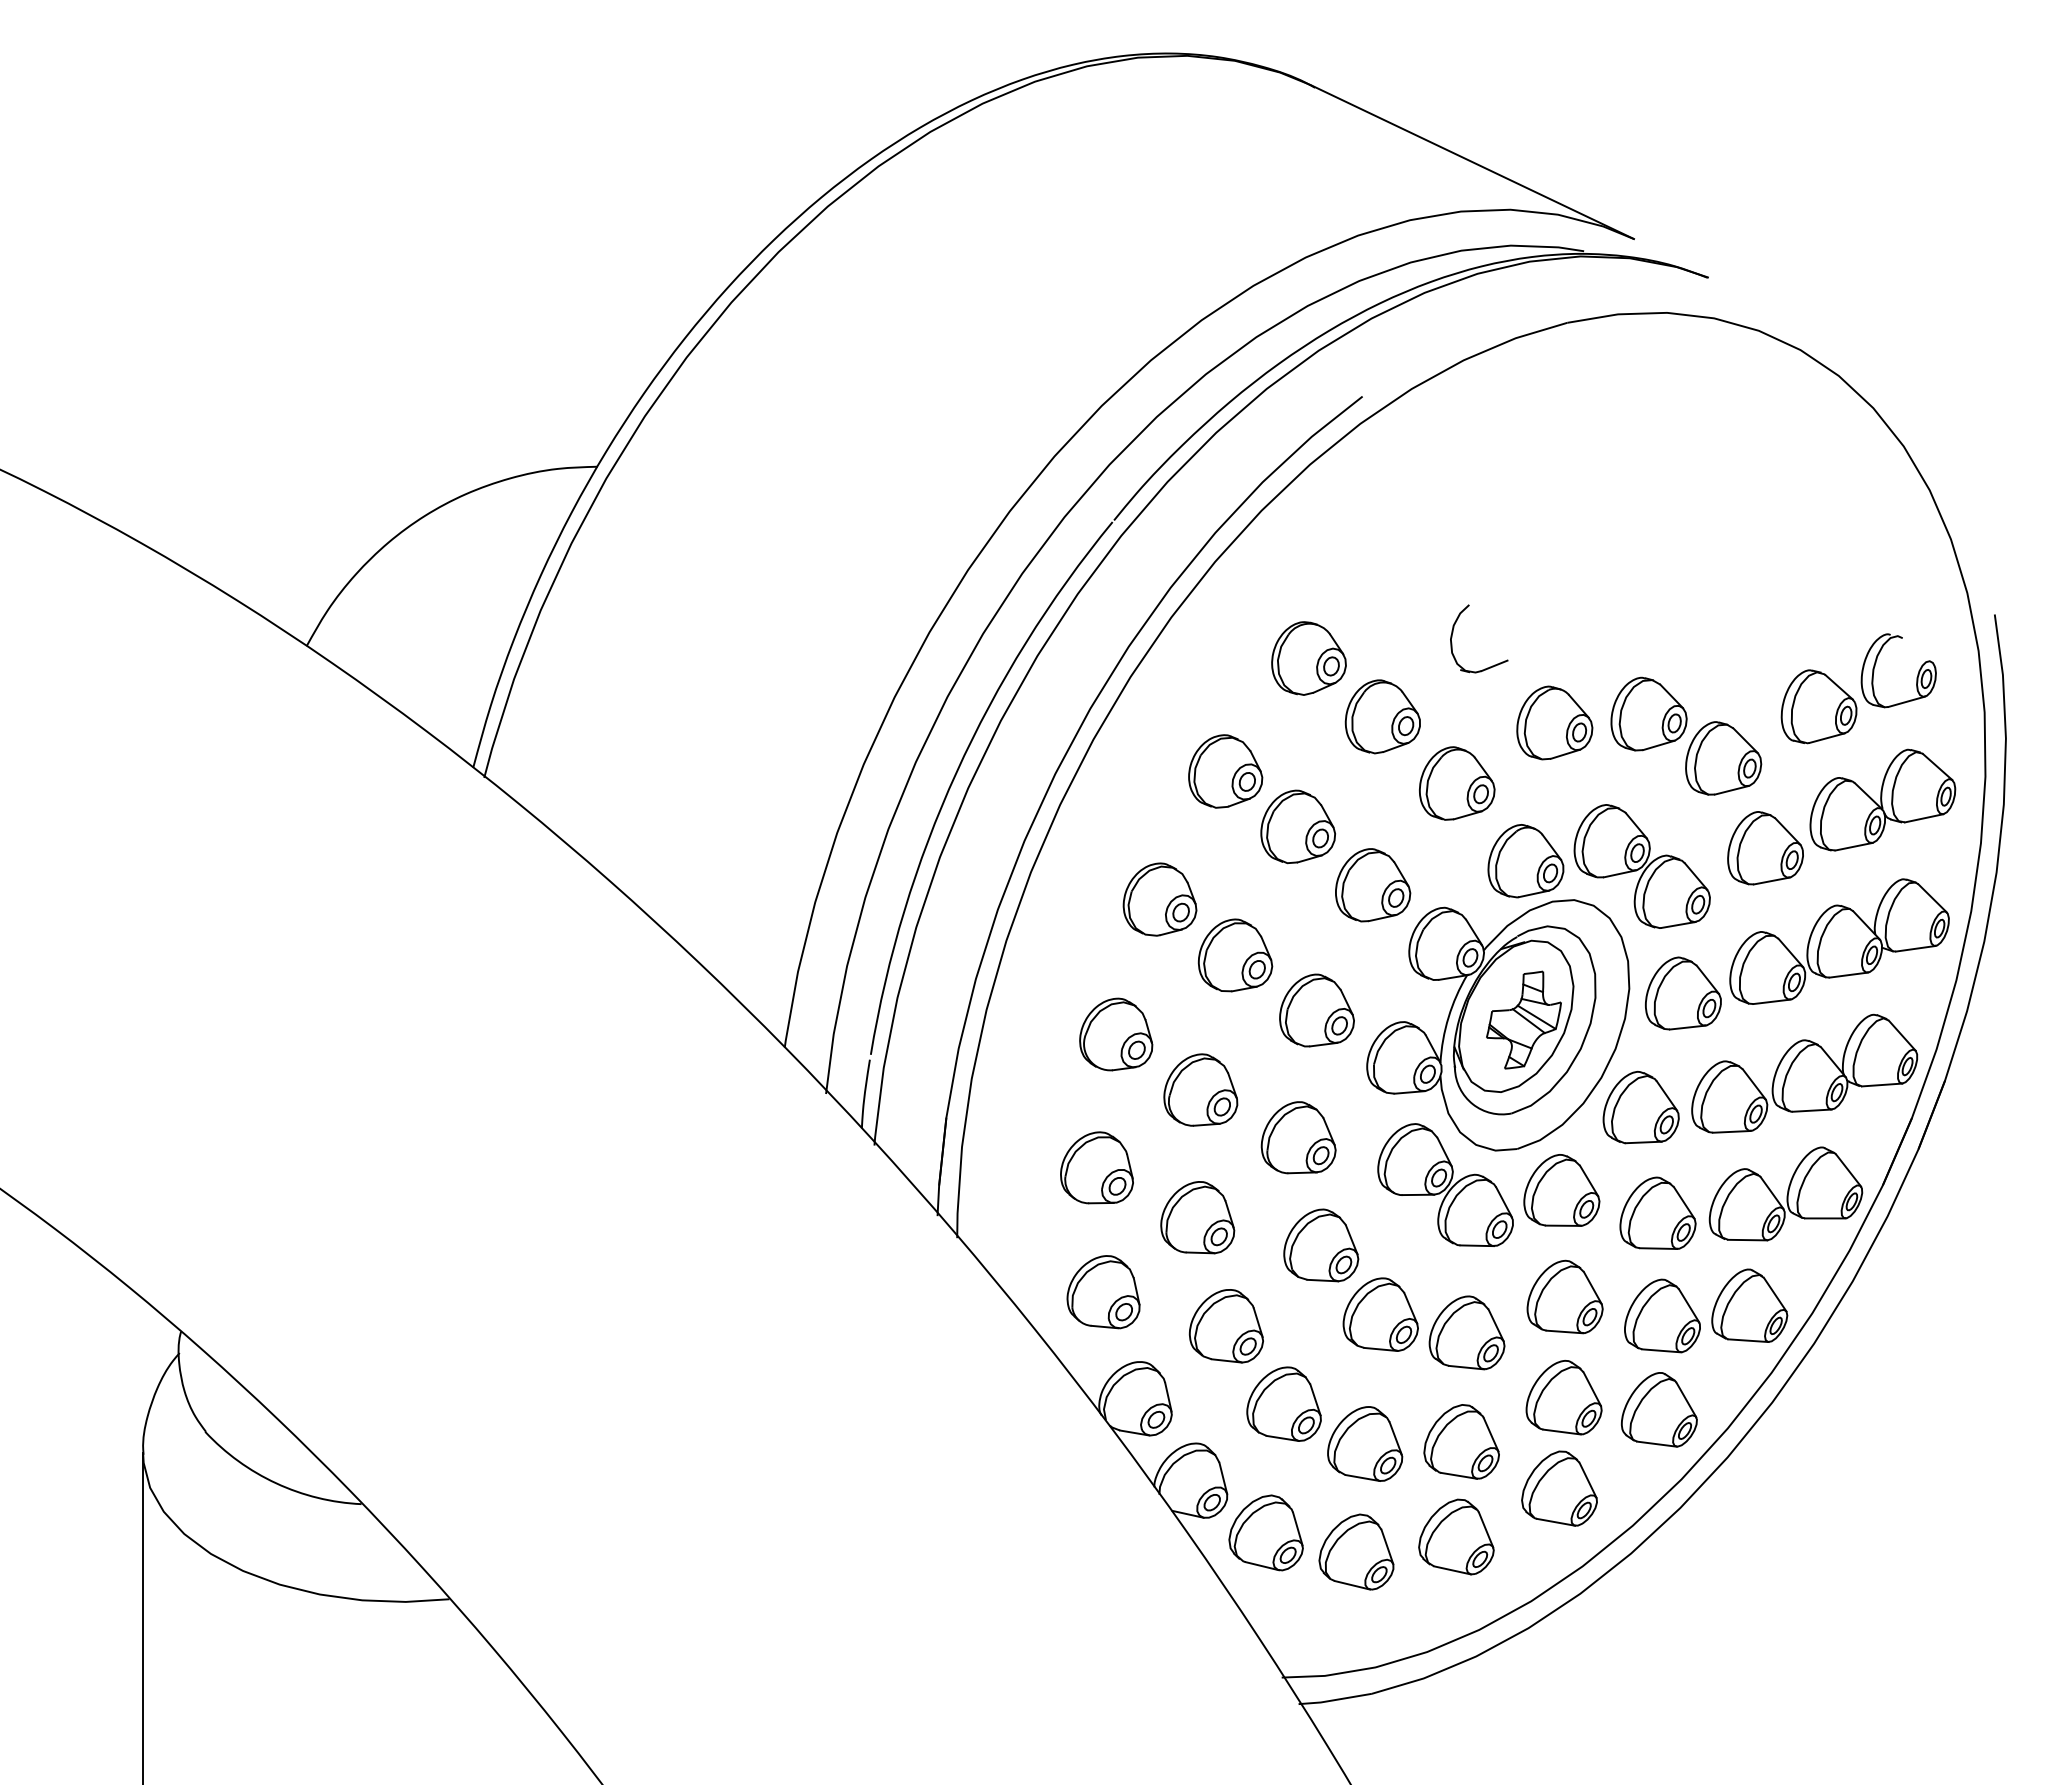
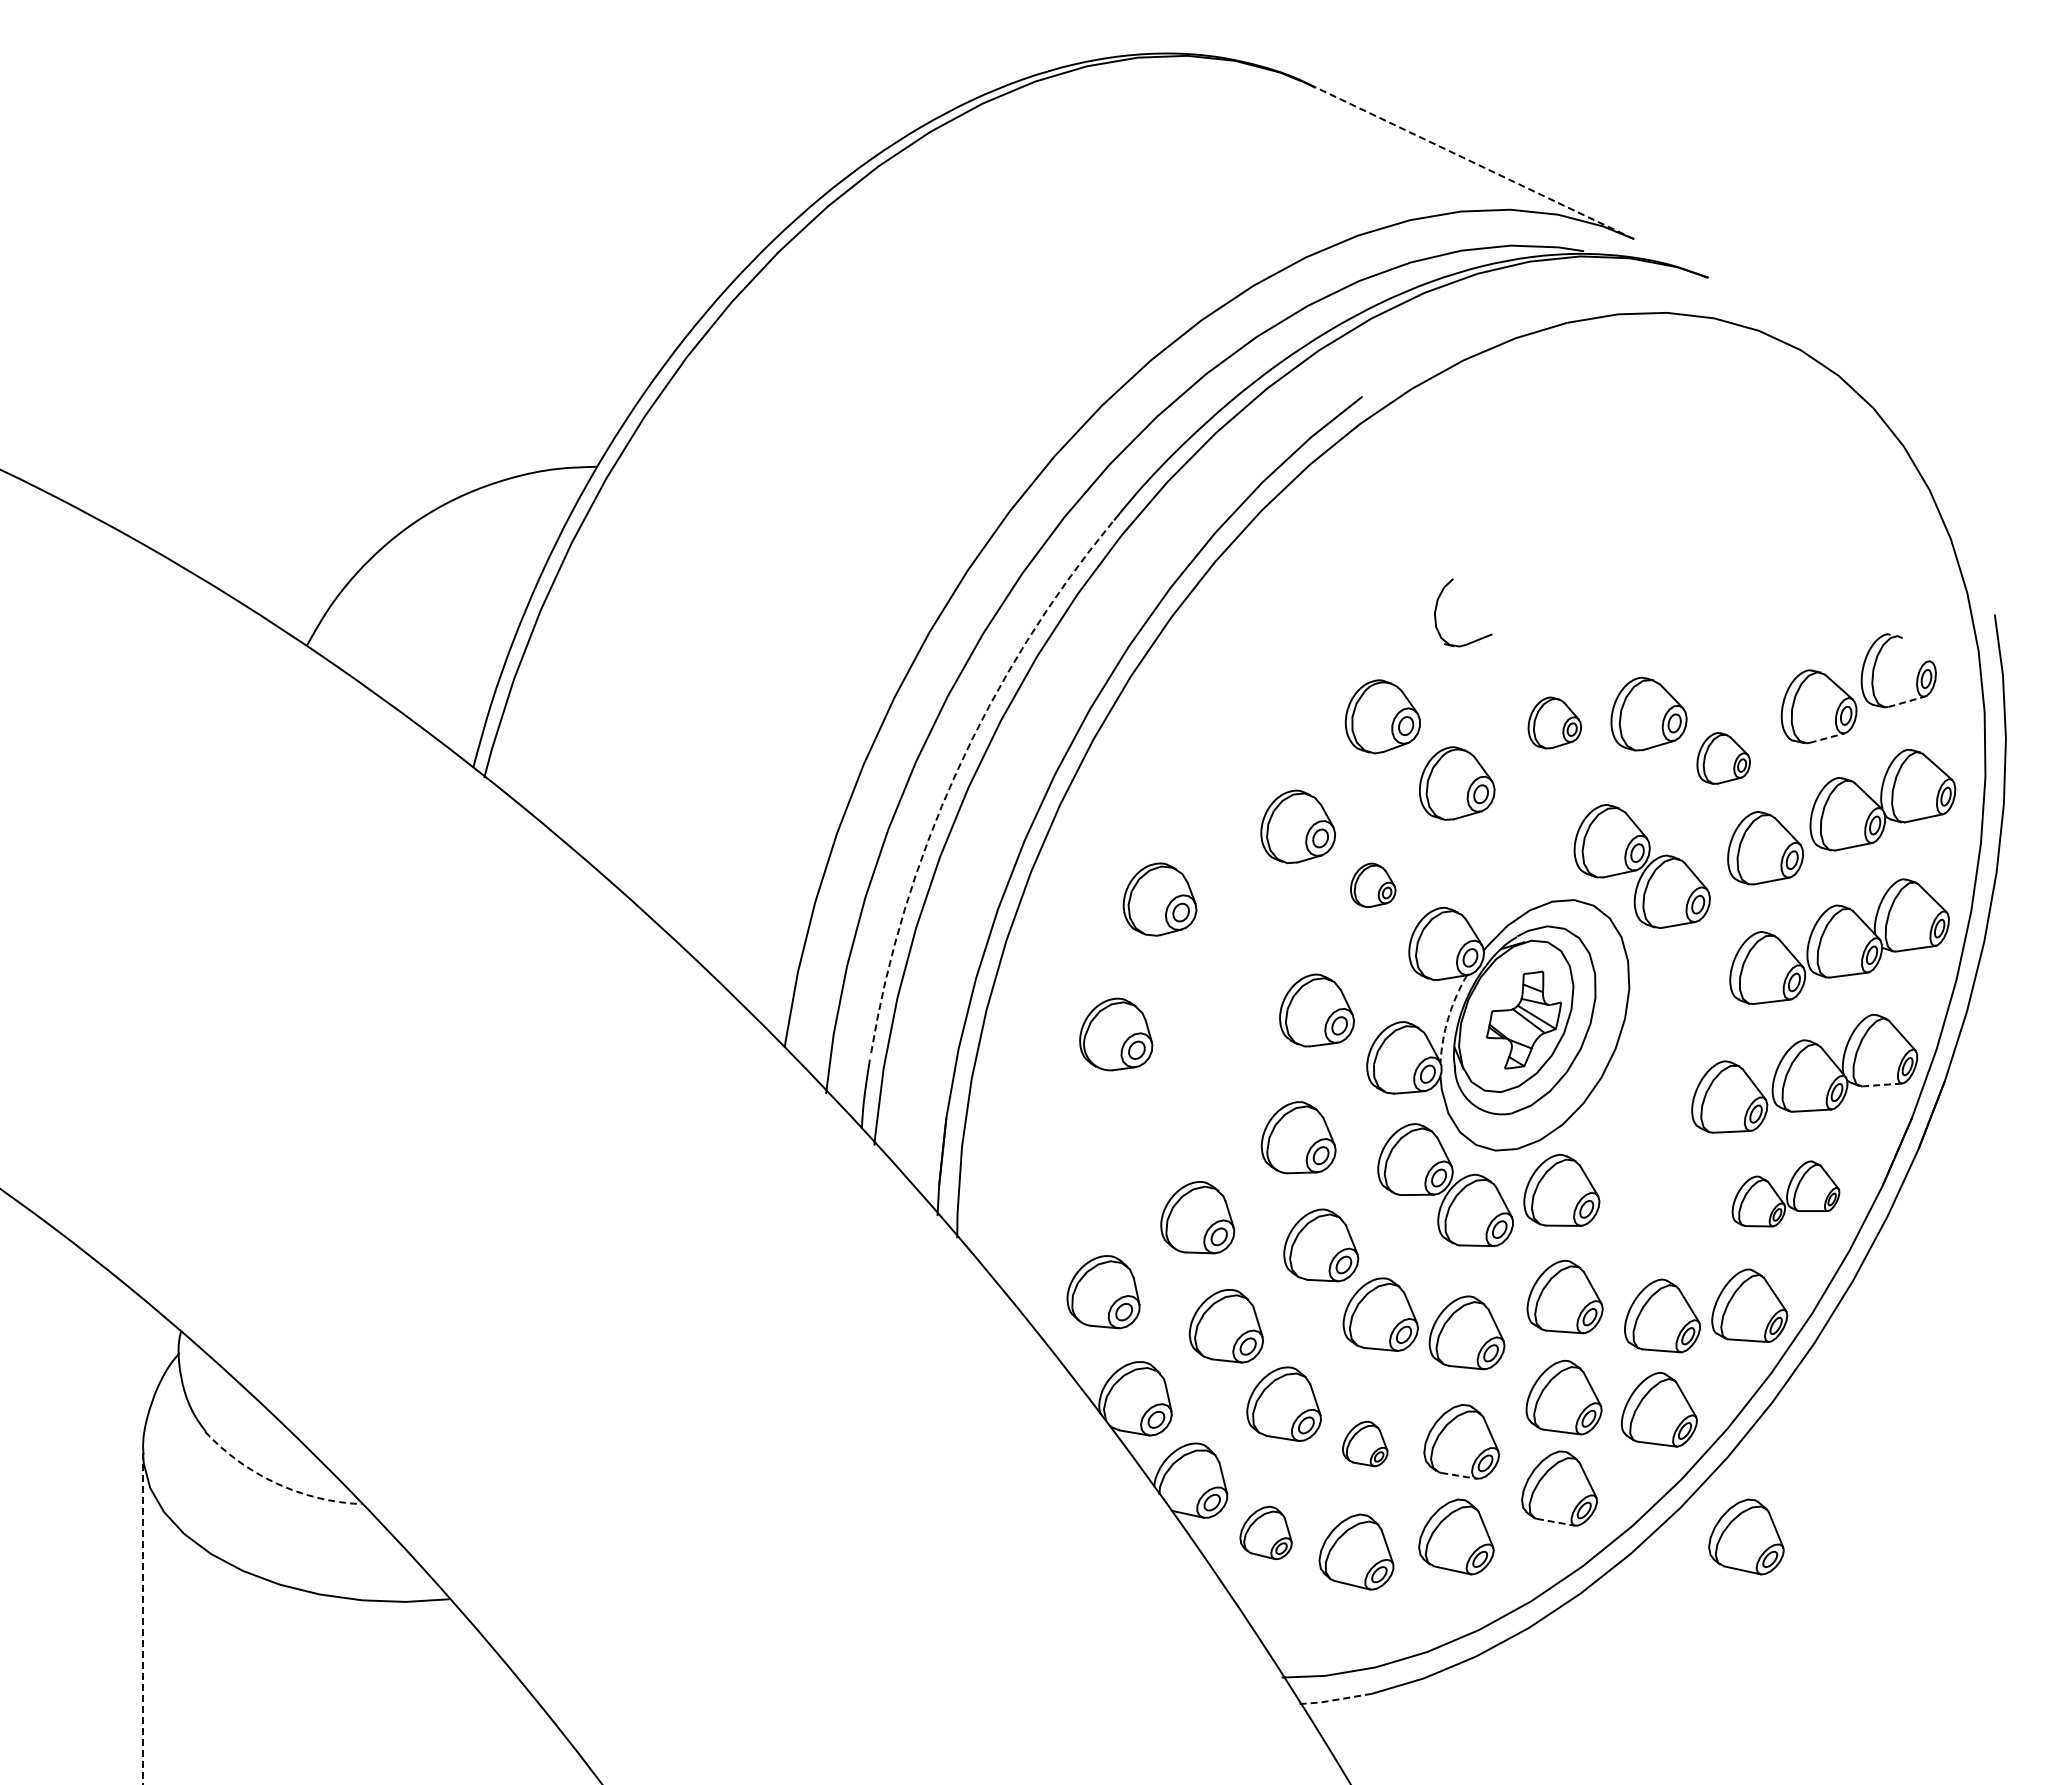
line: solid -> dashed (1472, 162)
part position: (1453, 632) -> (1437, 606) (1437, 606)
part: present -> none (1308, 658)
line: solid -> dashed (1907, 701)
part size: 78x76 px -> 56x54 px (1554, 722)
line: solid -> dashed (1827, 737)
part size: 78x75 px -> 55x53 px (1723, 758)
part: present -> none (1225, 771)
arc: solid -> dashed (956, 772)
part: present -> none (1525, 861)
part size: 77x75 px -> 47x46 px (1373, 884)
part: present -> none (1235, 955)
part: present -> none (1682, 993)
arc: solid -> dashed (1448, 1017)
line: solid -> dashed (1882, 1084)
part: present -> none (1200, 1089)
part: present -> none (1640, 1107)
part: present -> none (1096, 1167)
part size: 156x96 px -> 110x68 px (1785, 1193)
part: present -> none (1657, 1212)
part size: 77x76 px -> 47x48 px (1365, 1443)
line: solid -> dashed (1459, 1475)
arc: solid -> dashed (276, 1483)
line: solid -> dashed (1556, 1522)
part size: 76x78 px -> 54x56 px (1265, 1532)
part: none -> present (1746, 1536)
line: solid -> dashed (143, 1619)
line: solid -> dashed (1334, 1700)
